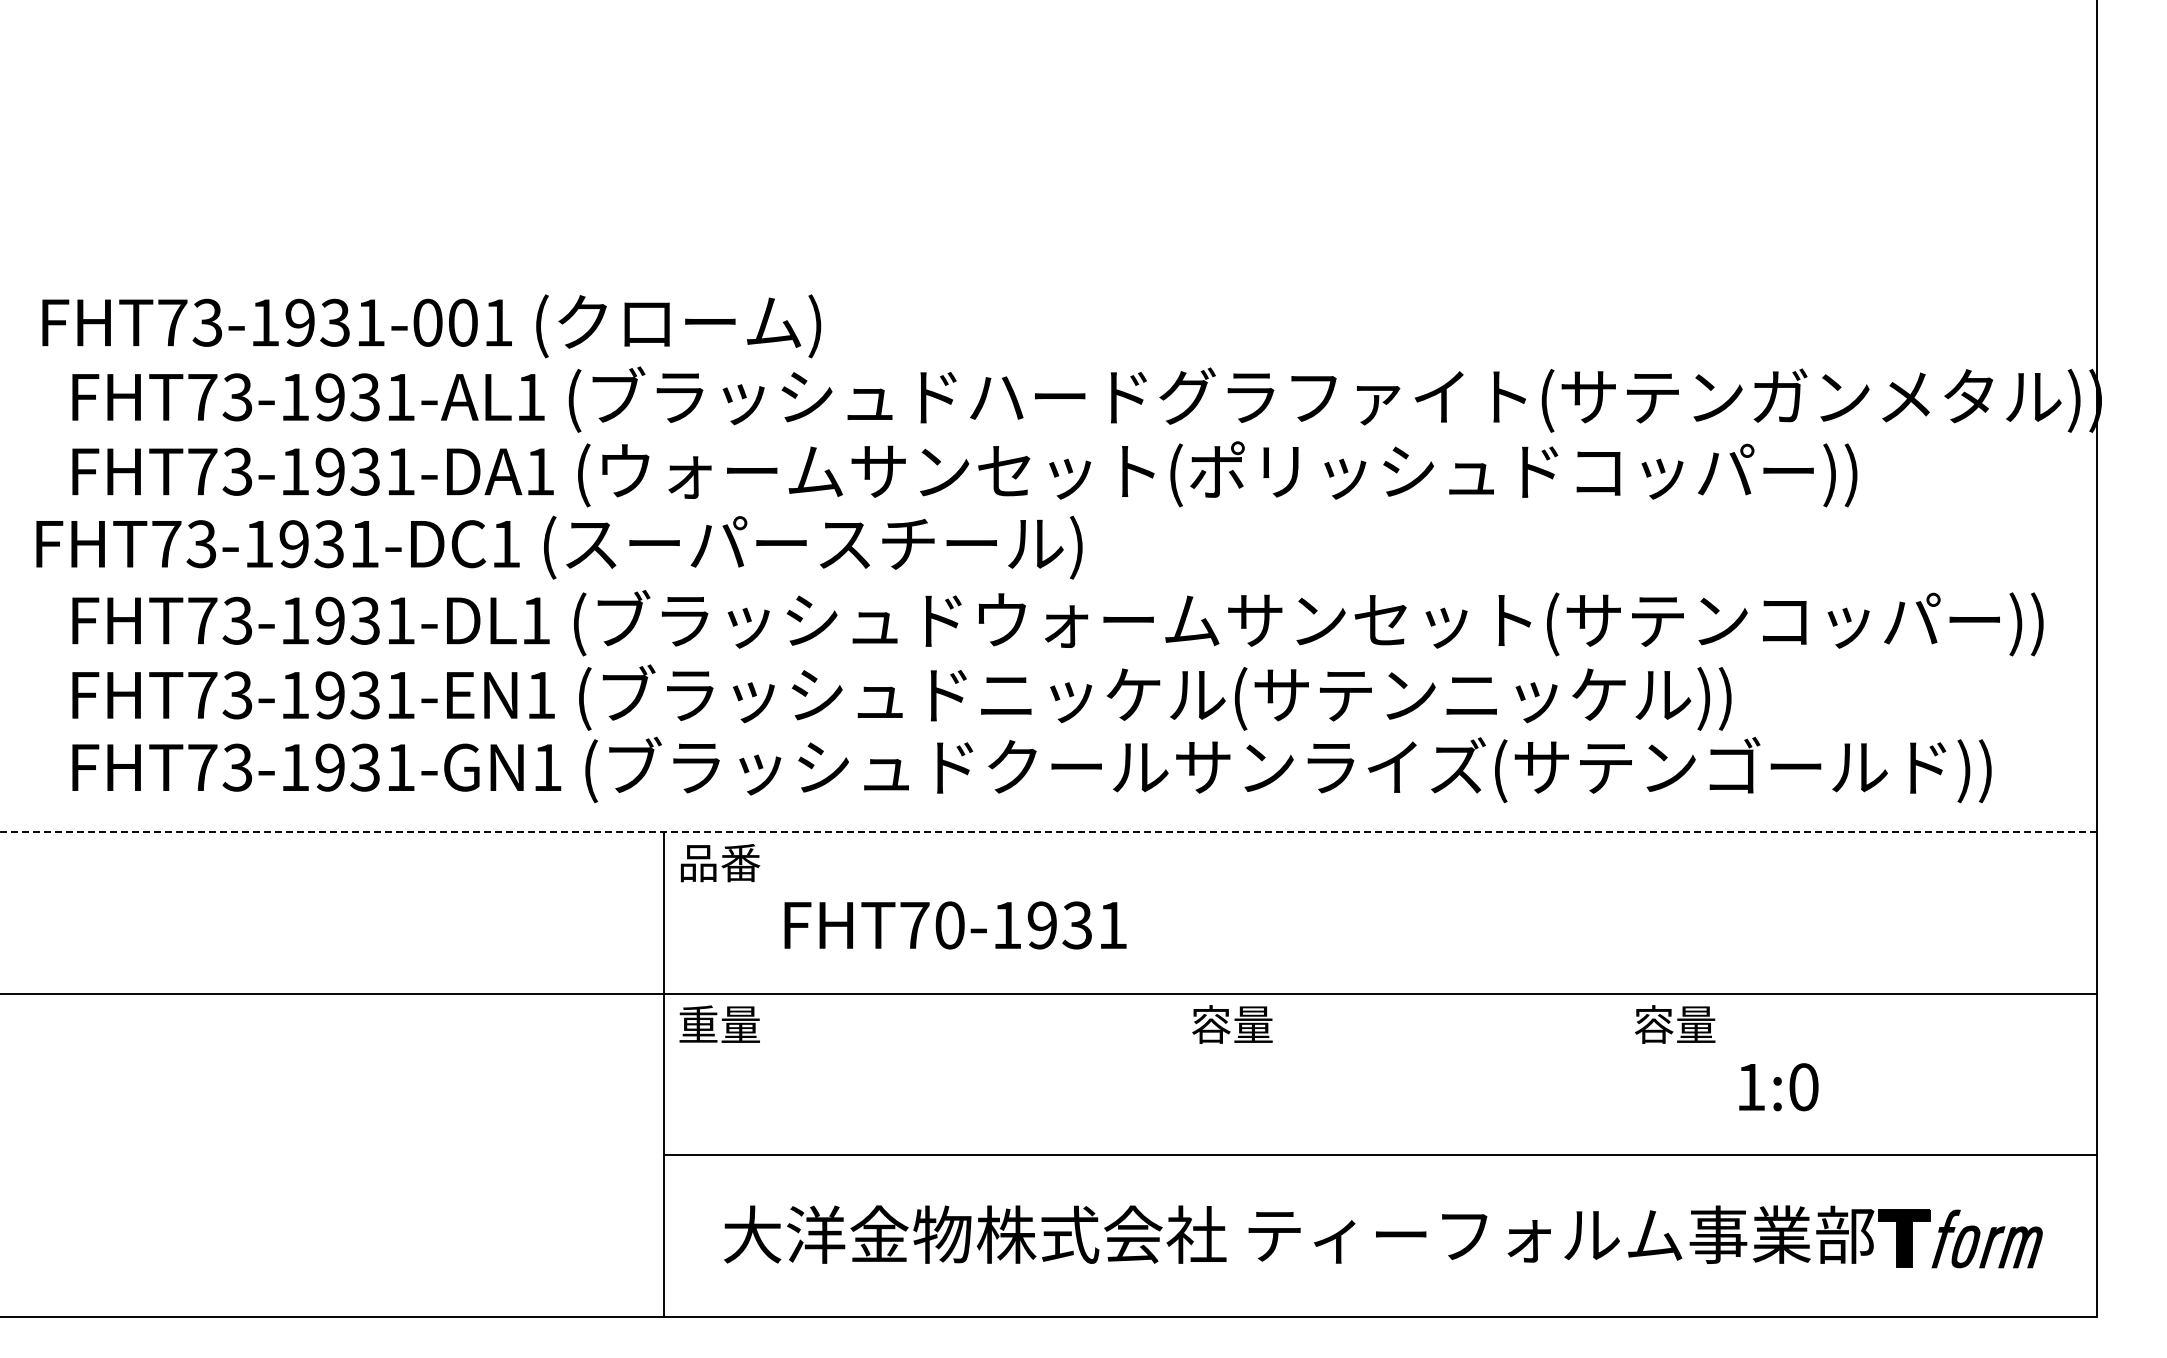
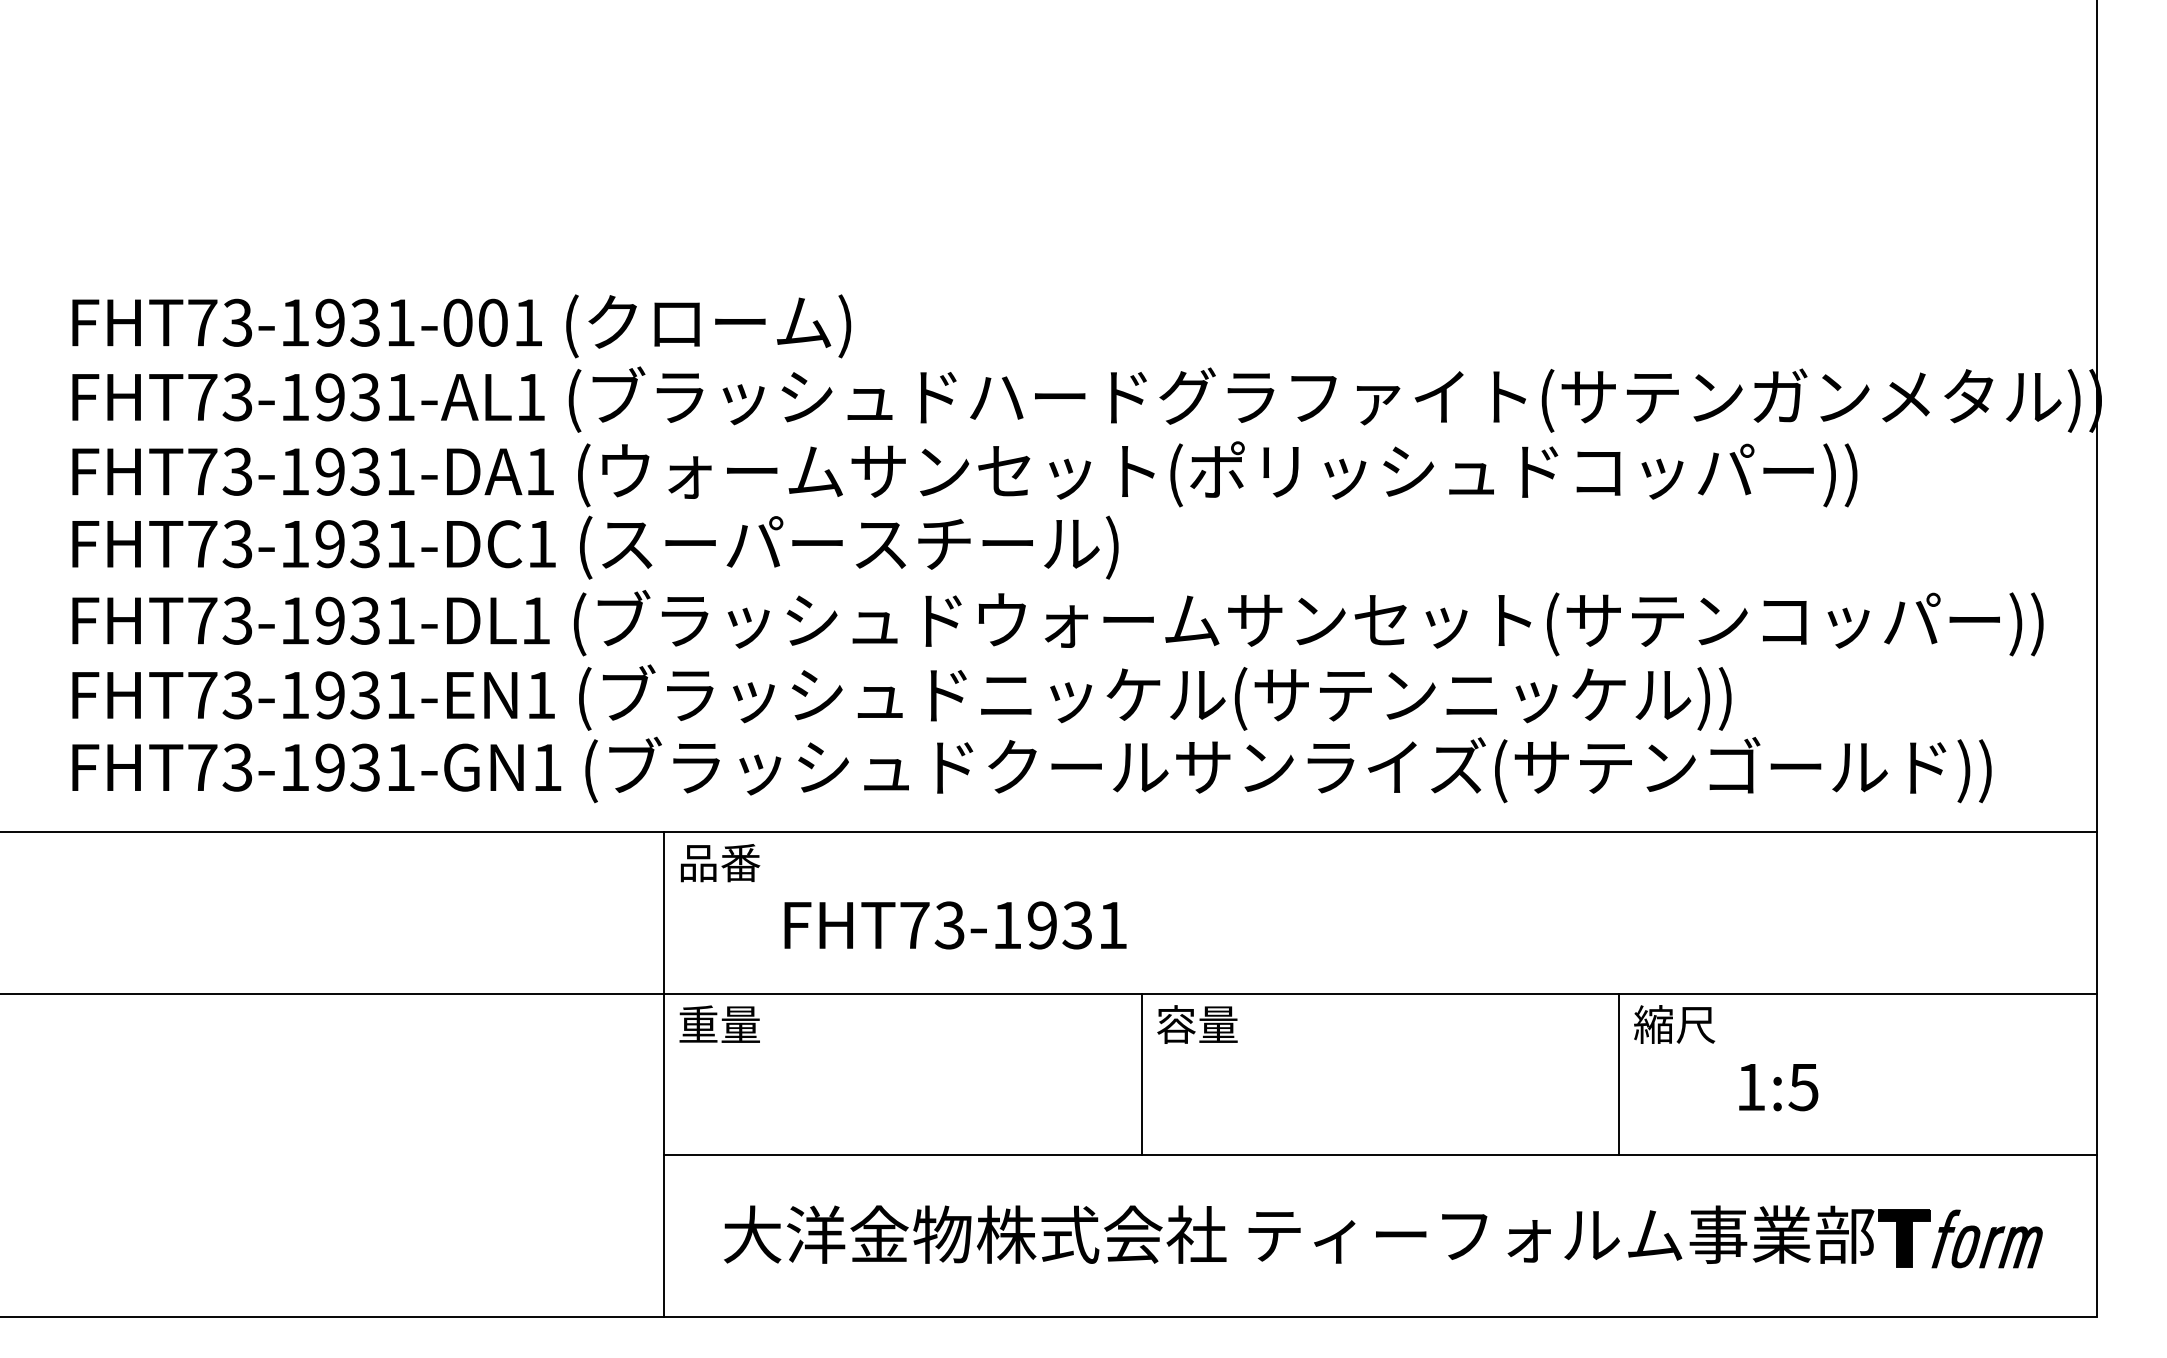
text position: (431, 326) -> (461, 326) (461, 326)
text position: (559, 547) -> (595, 547) (595, 547)
line: dashed -> solid (1048, 831)
text: FHT70-1931 -> FHT73-1931 (949, 925)
text position: (1232, 1024) -> (1197, 1024) (1197, 1024)
text: 容量 -> 縮尺 (1674, 1024)
line: none -> present (1141, 1074)
line: none -> present (1619, 1074)
text: 1:0 -> 1:5 (1803, 1087)
